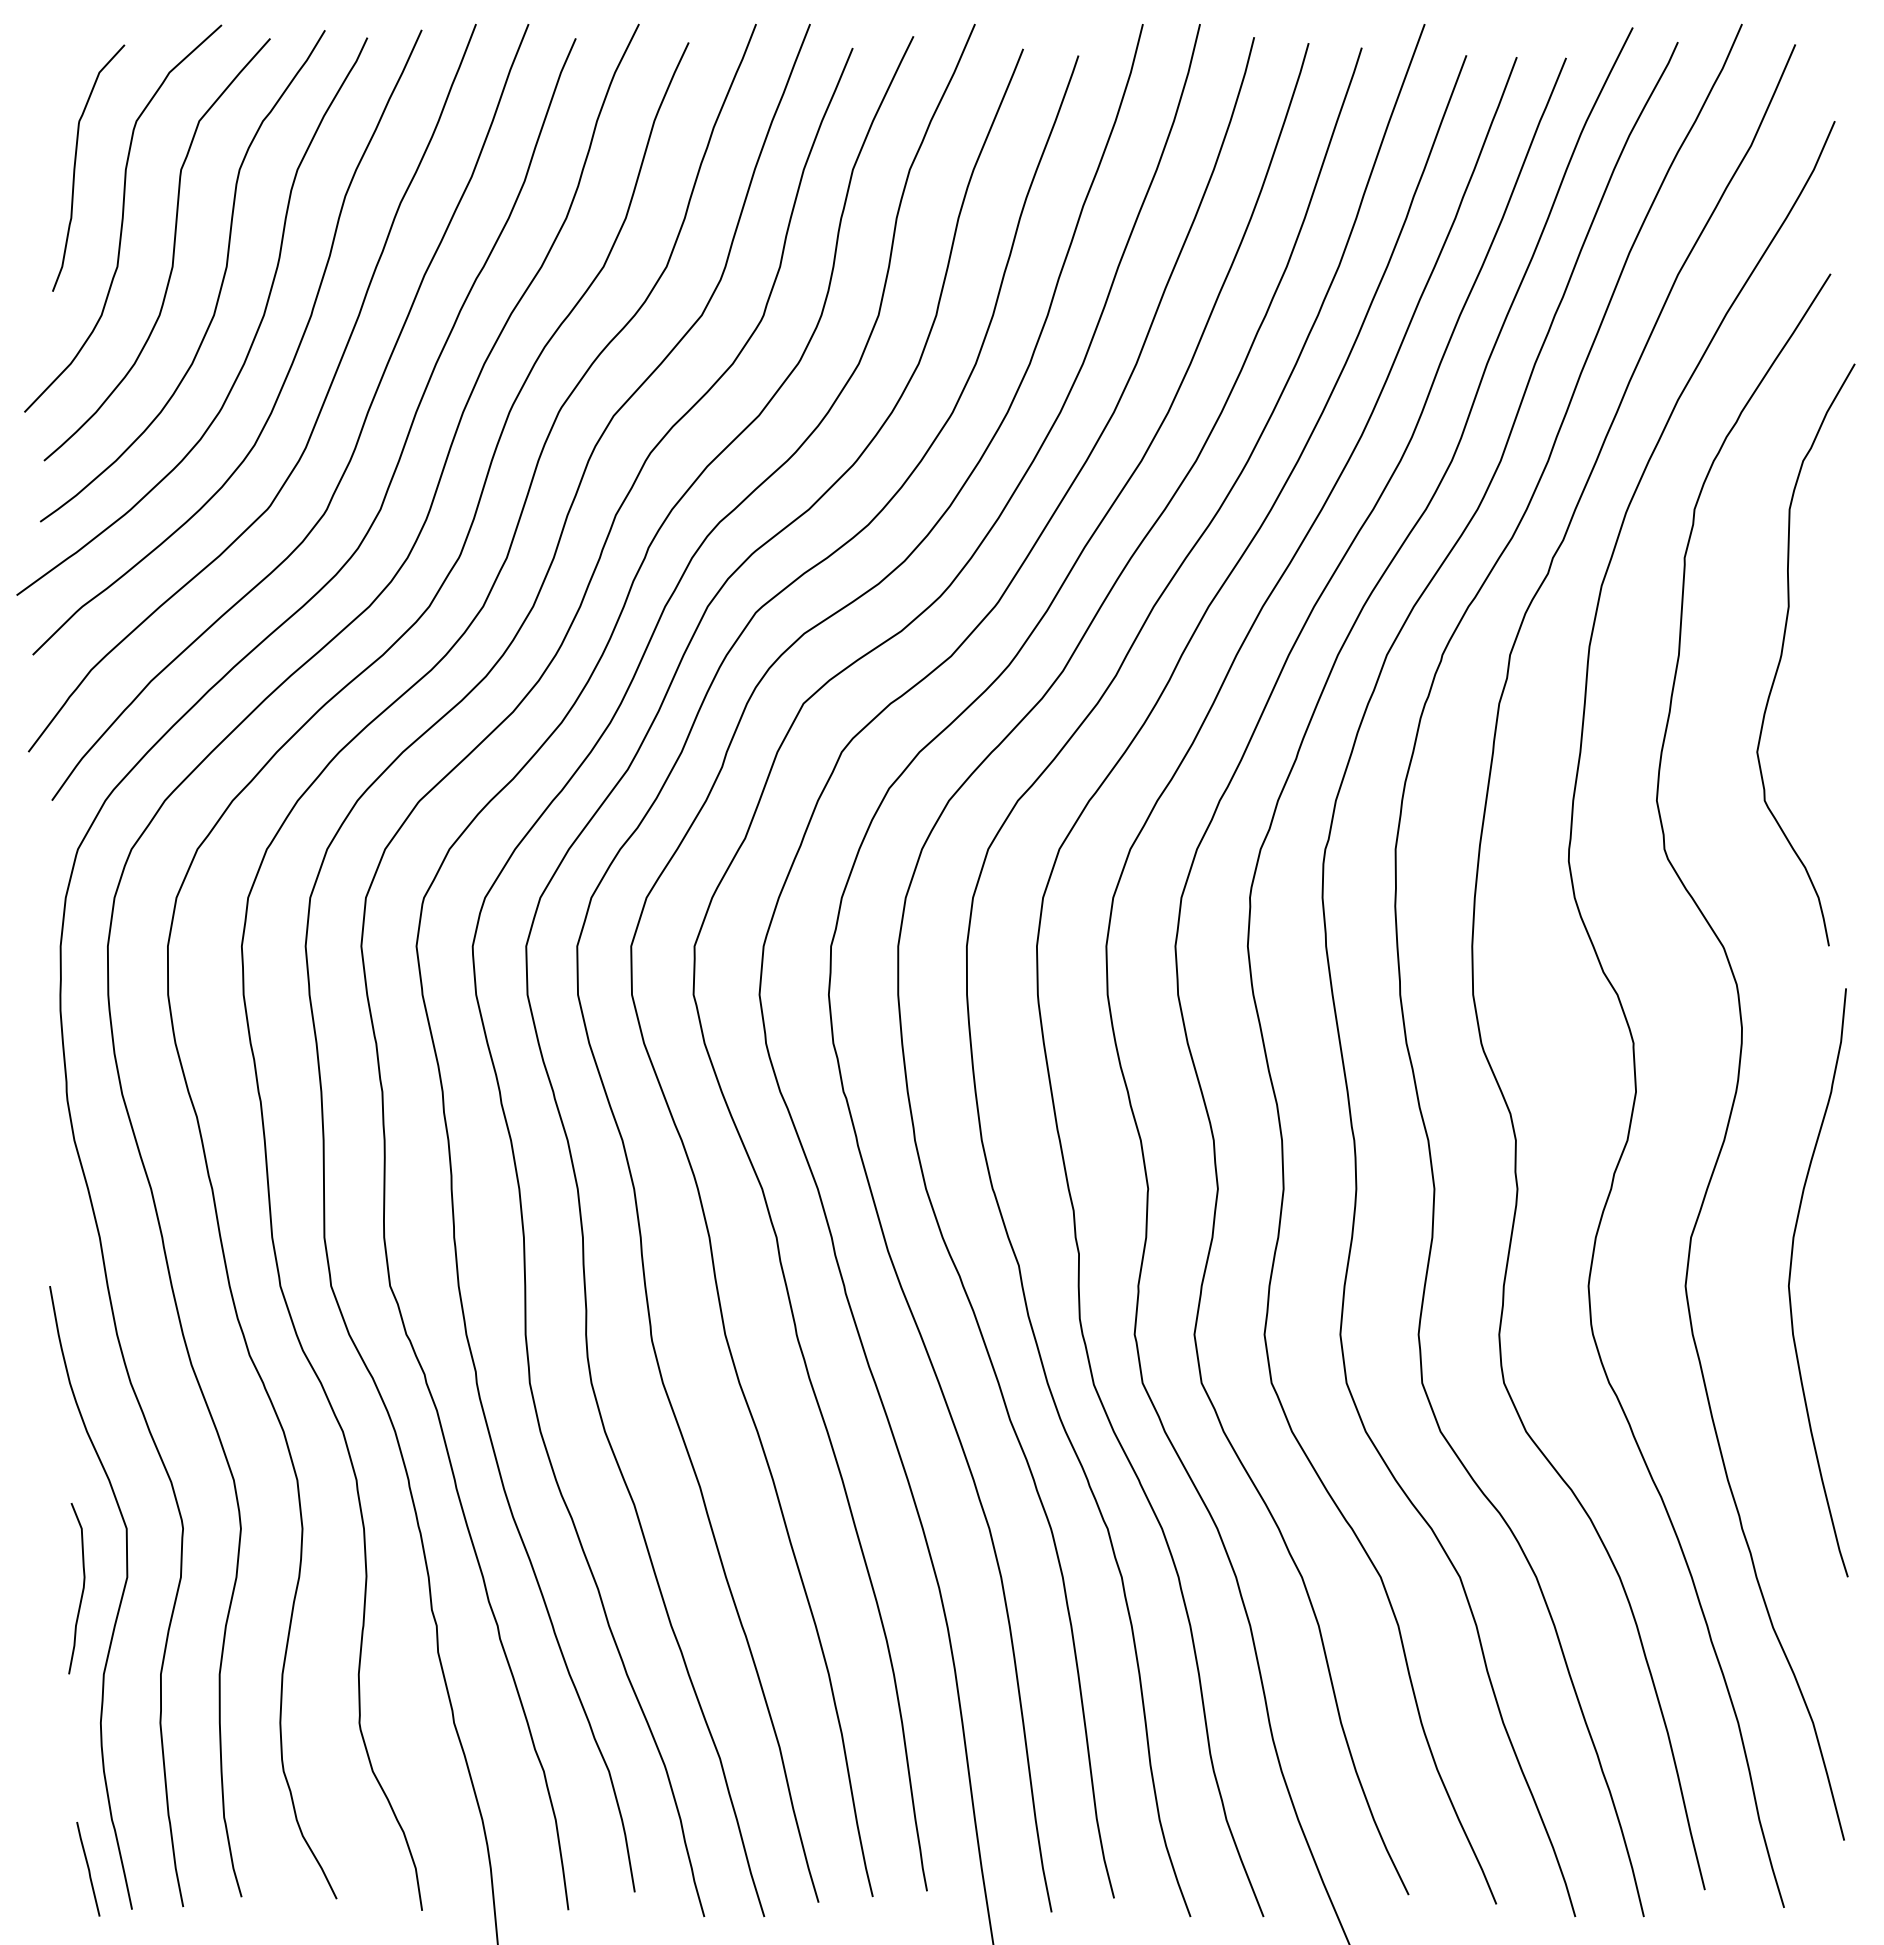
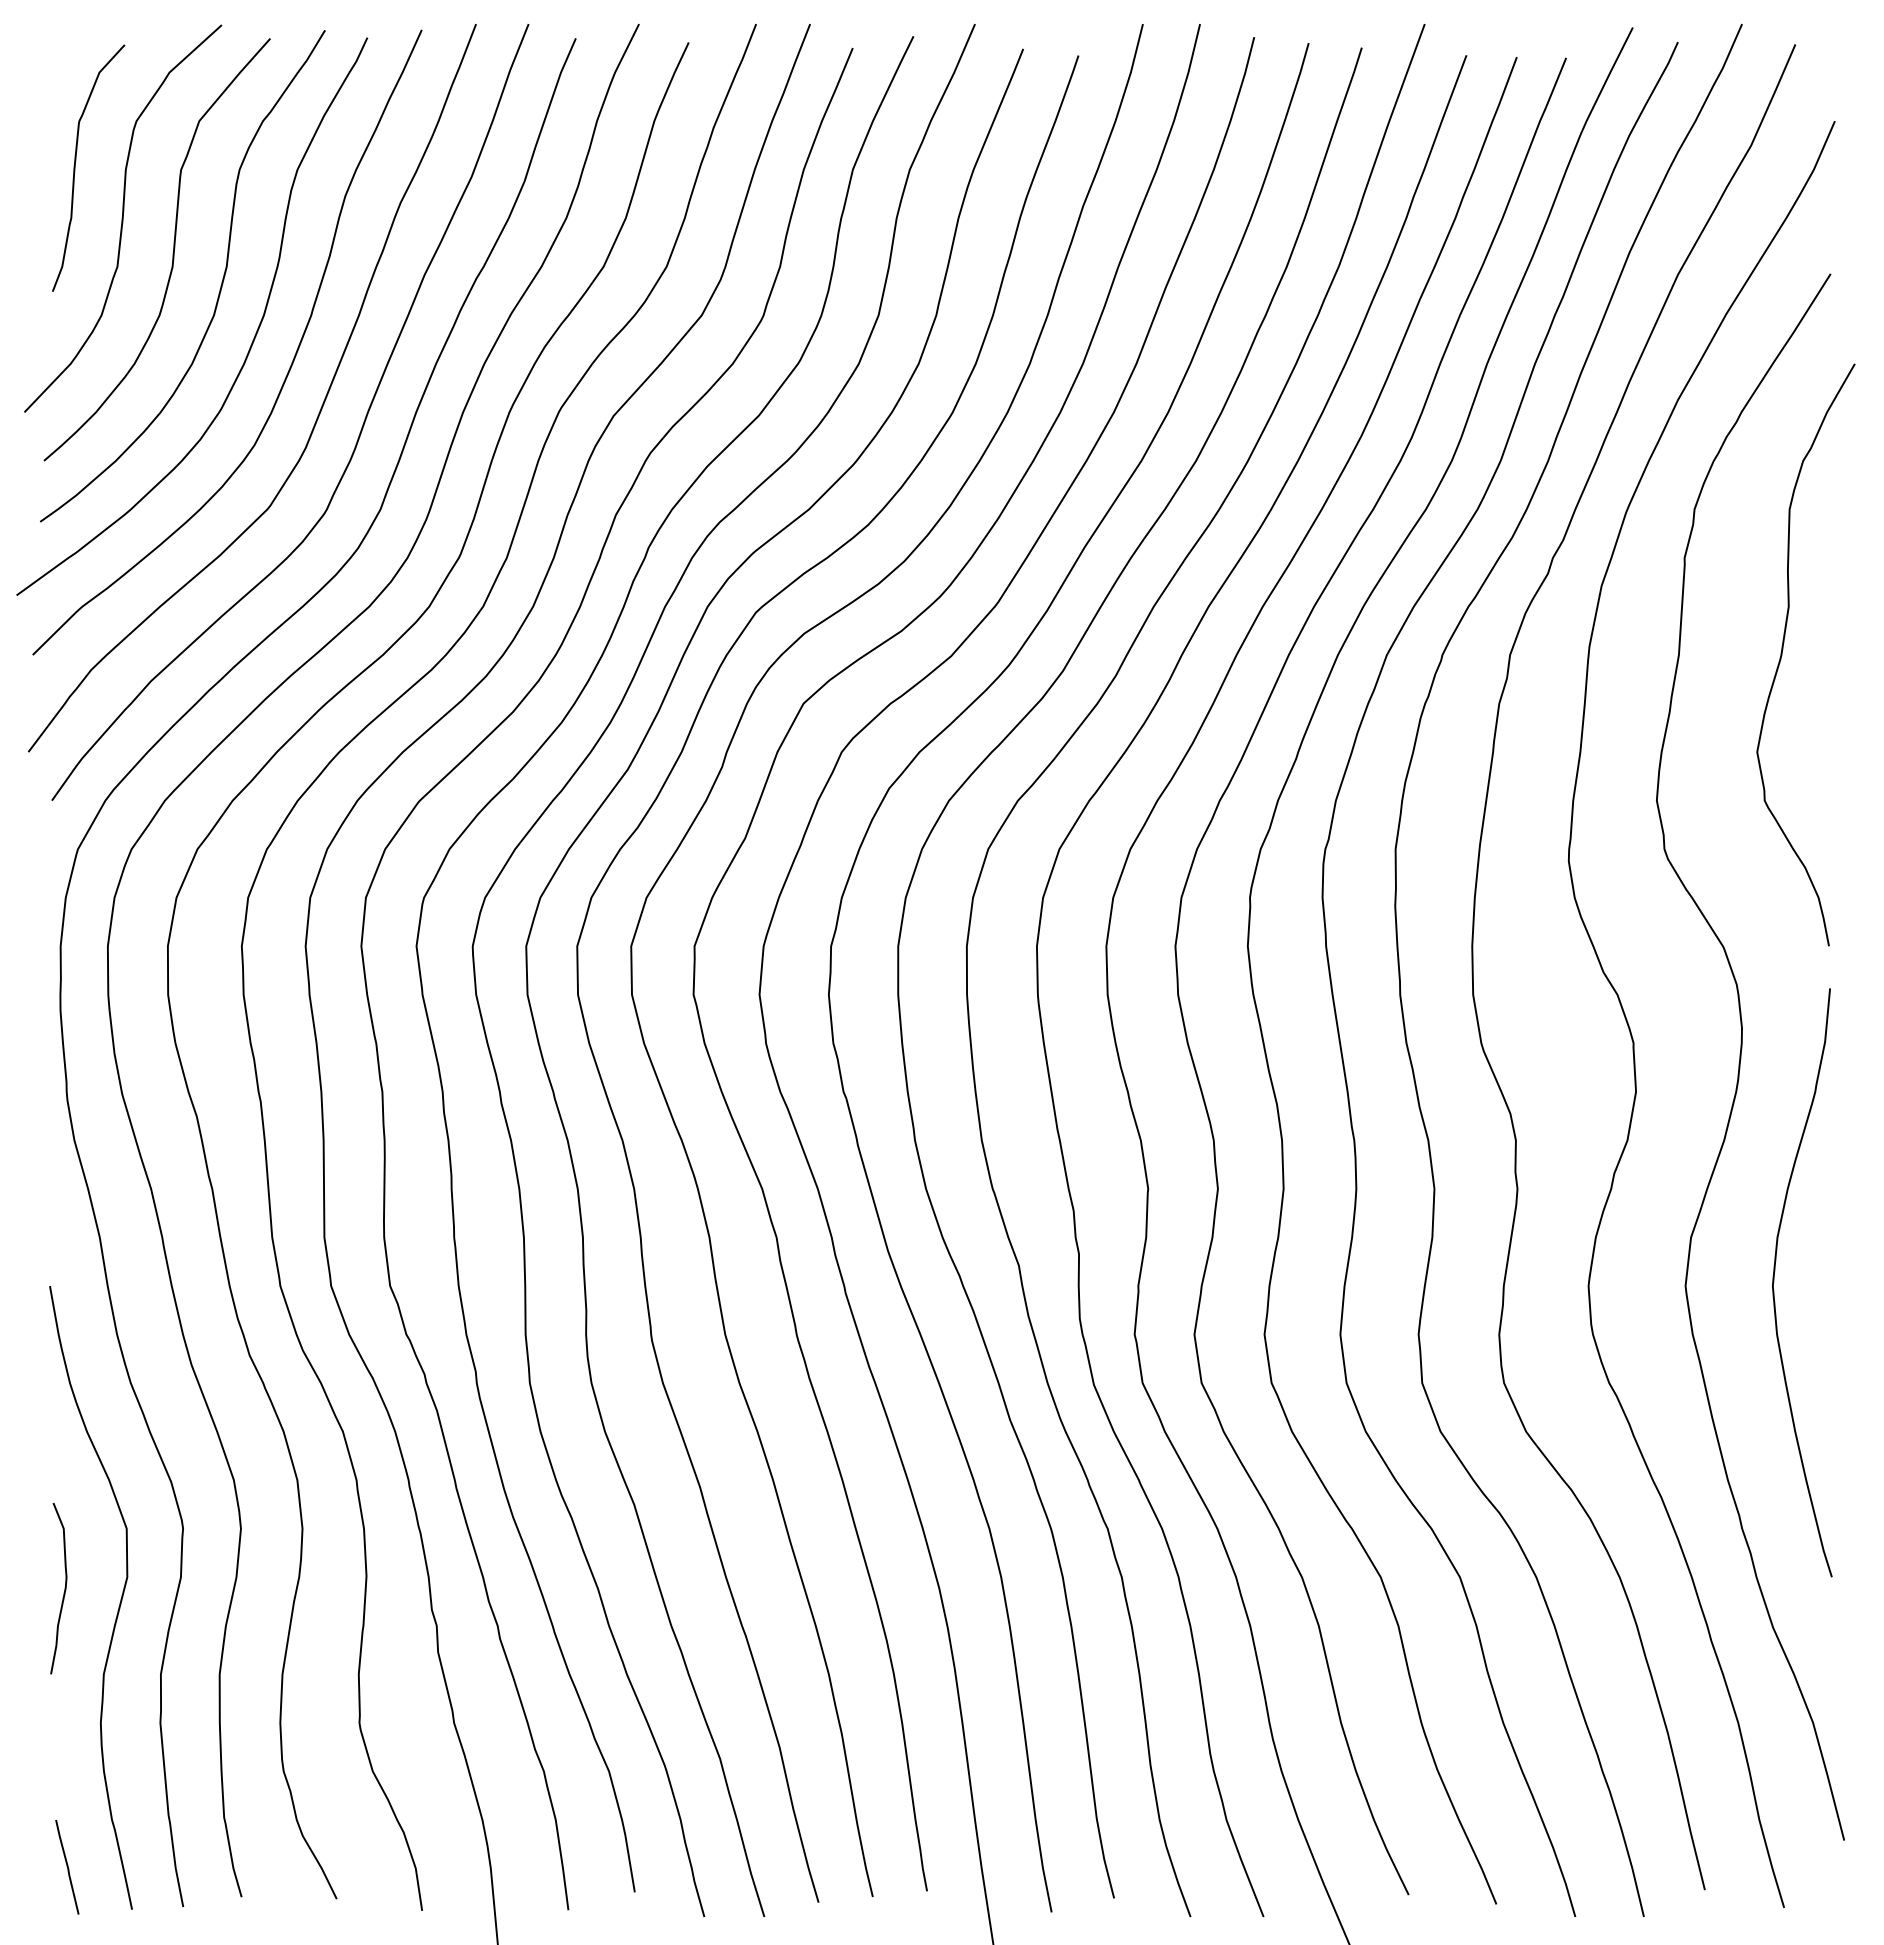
curve position: (1790, 1282) -> (1774, 1282) (1774, 1282)
curve position: (82, 1588) -> (64, 1588) (64, 1588)
line position: (88, 1869) -> (67, 1867) (67, 1867)
